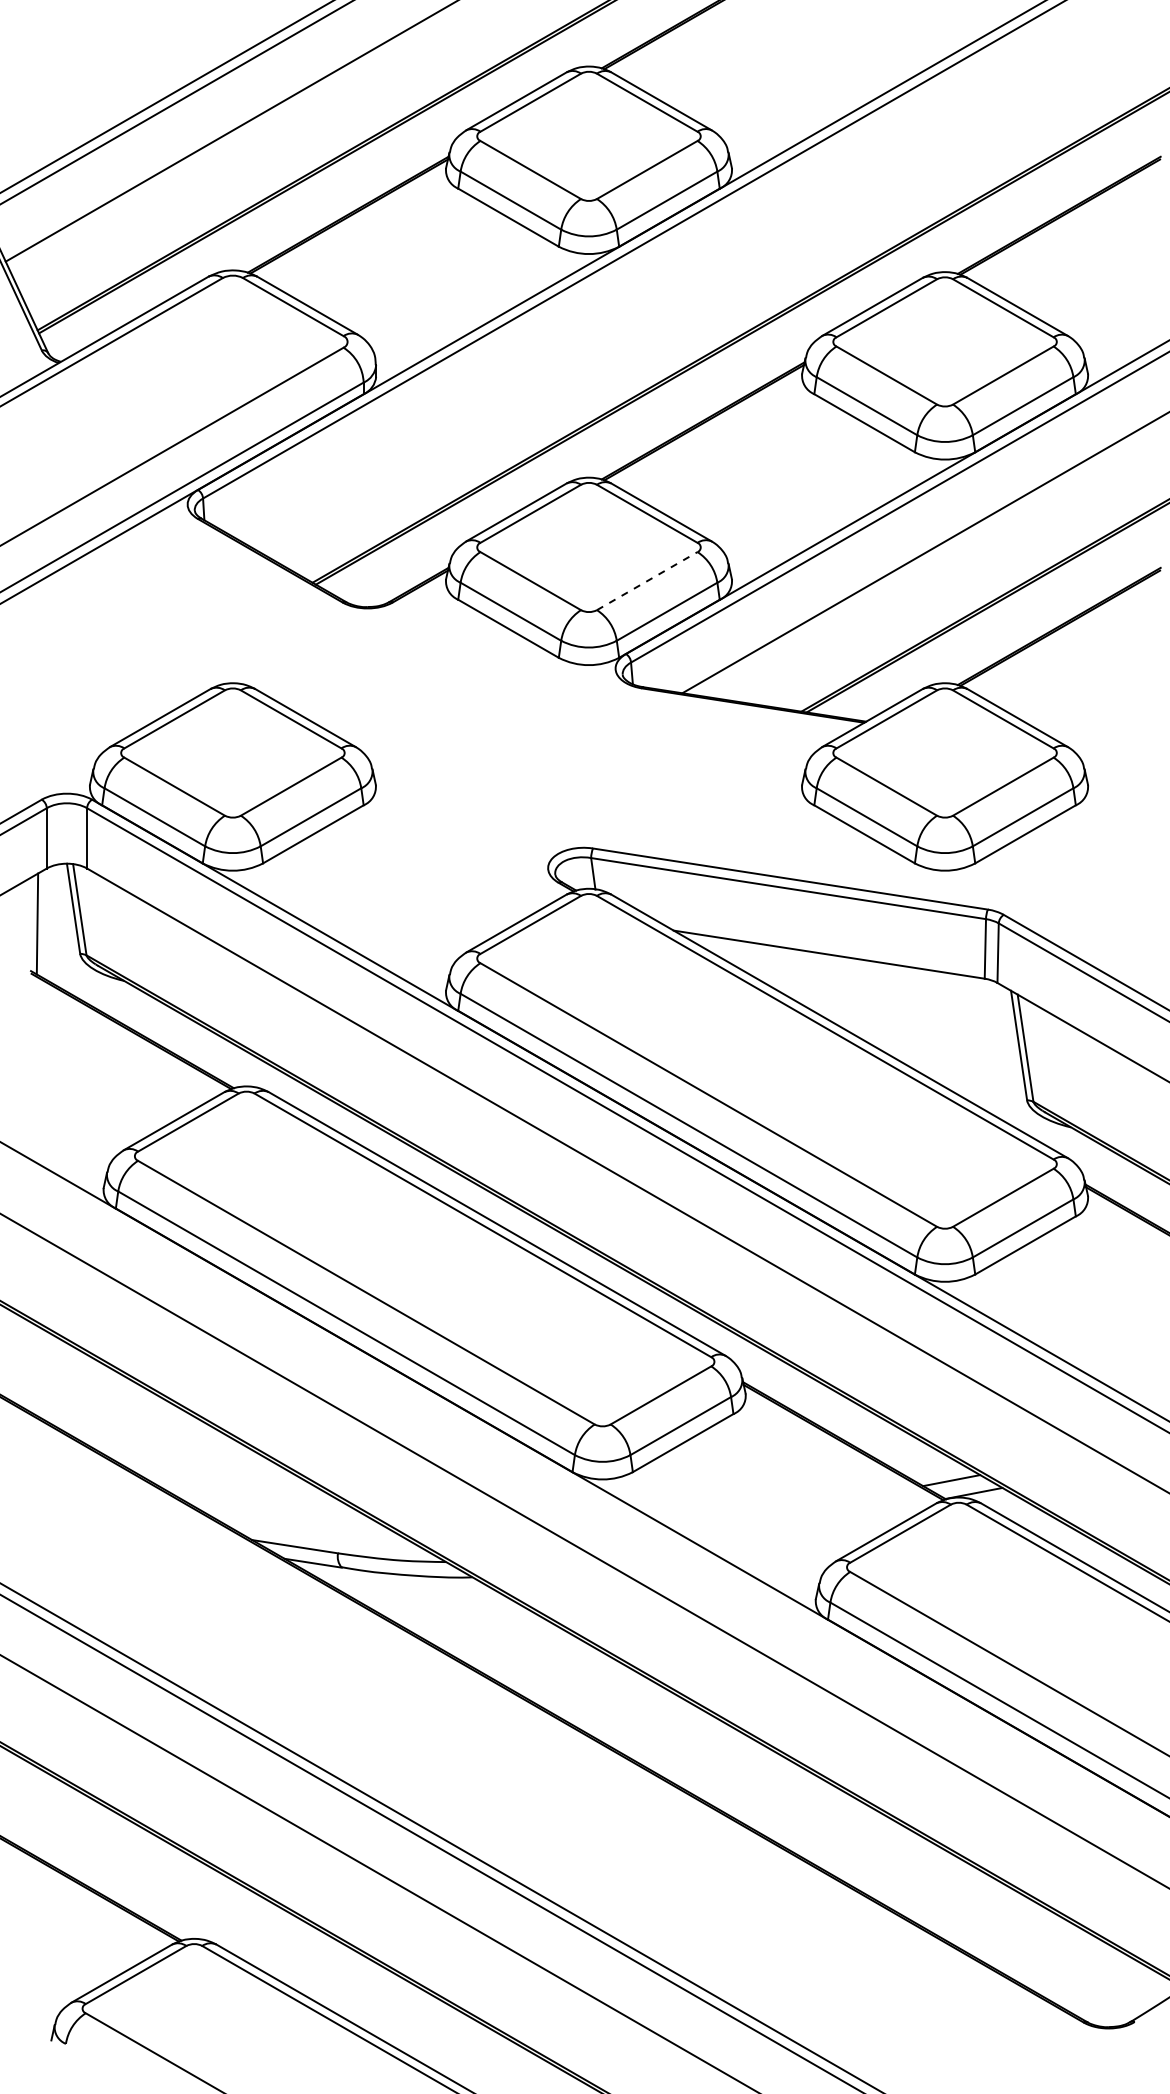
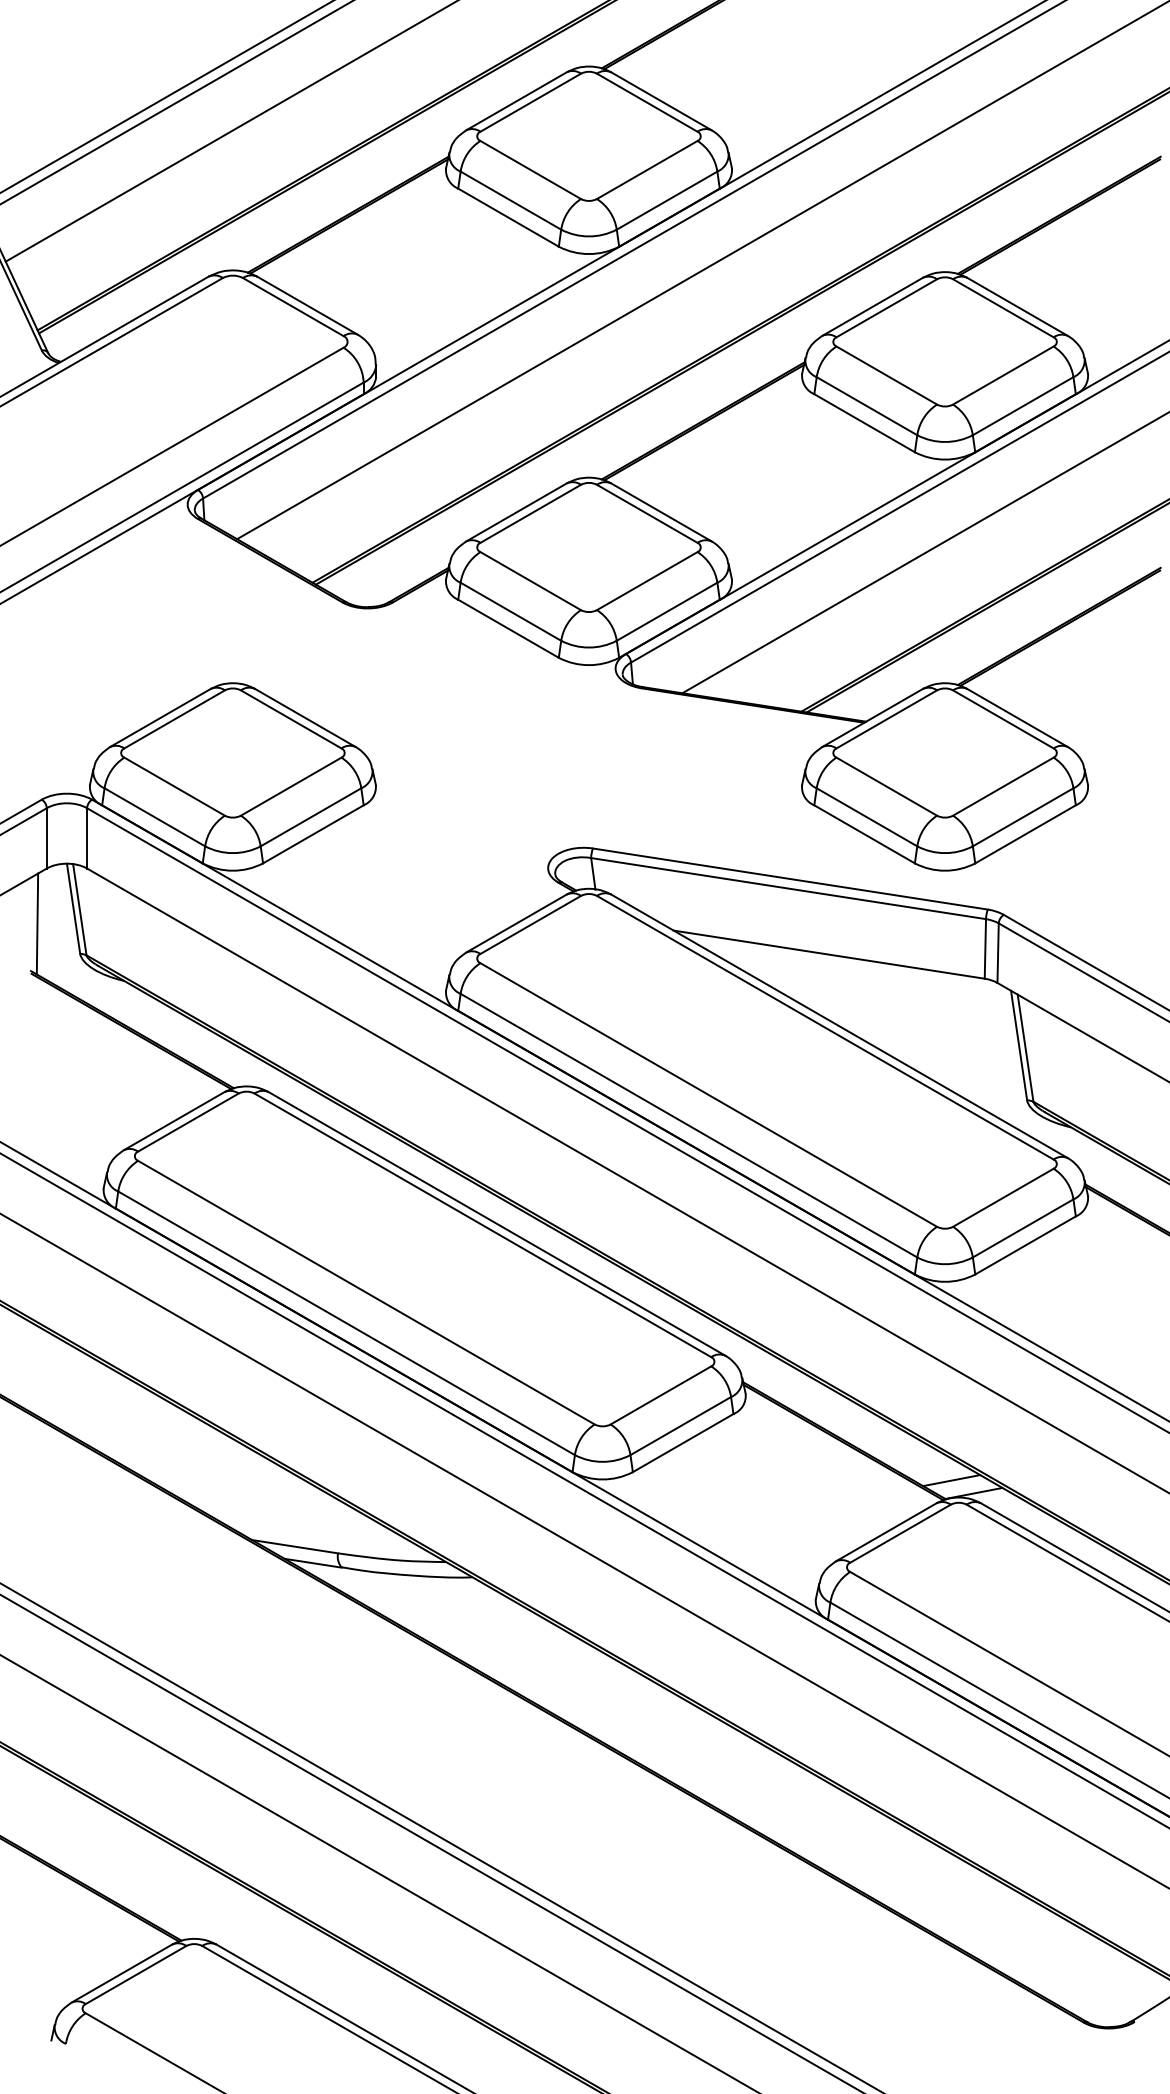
line: none -> present (701, 270)
line: dashed -> solid (647, 580)
line: none -> present (584, 1490)
